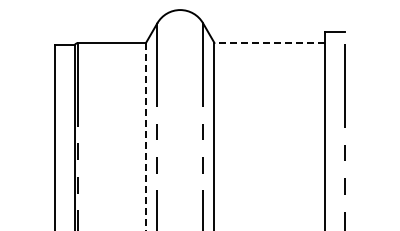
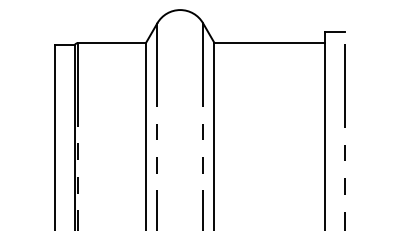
line: dashed -> solid (269, 42)
line: dashed -> solid (146, 136)
